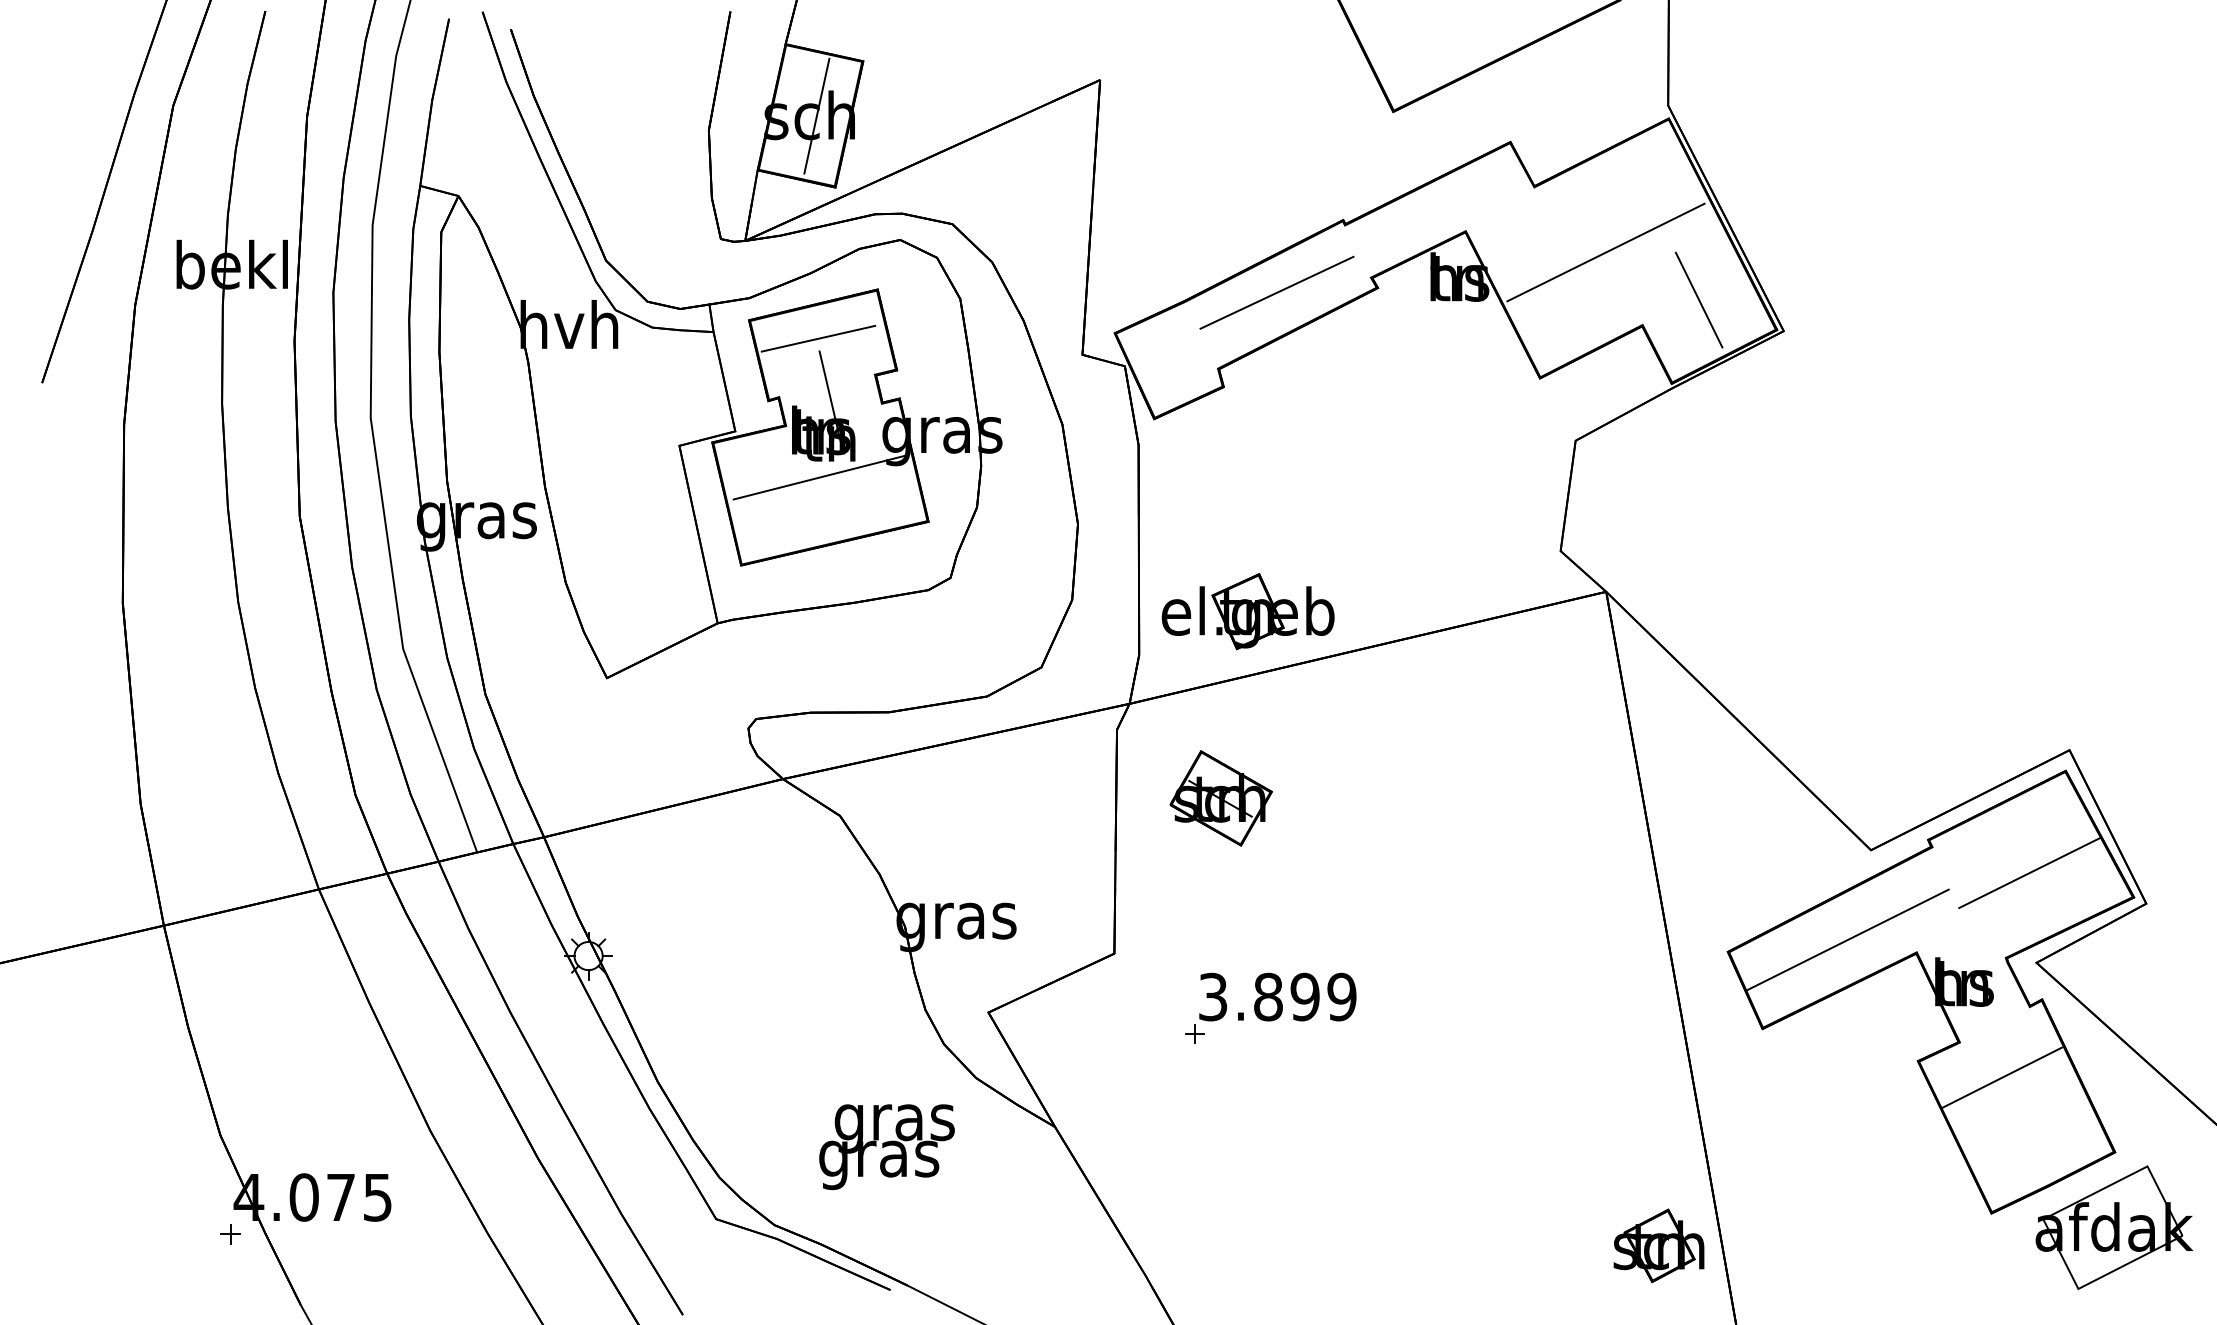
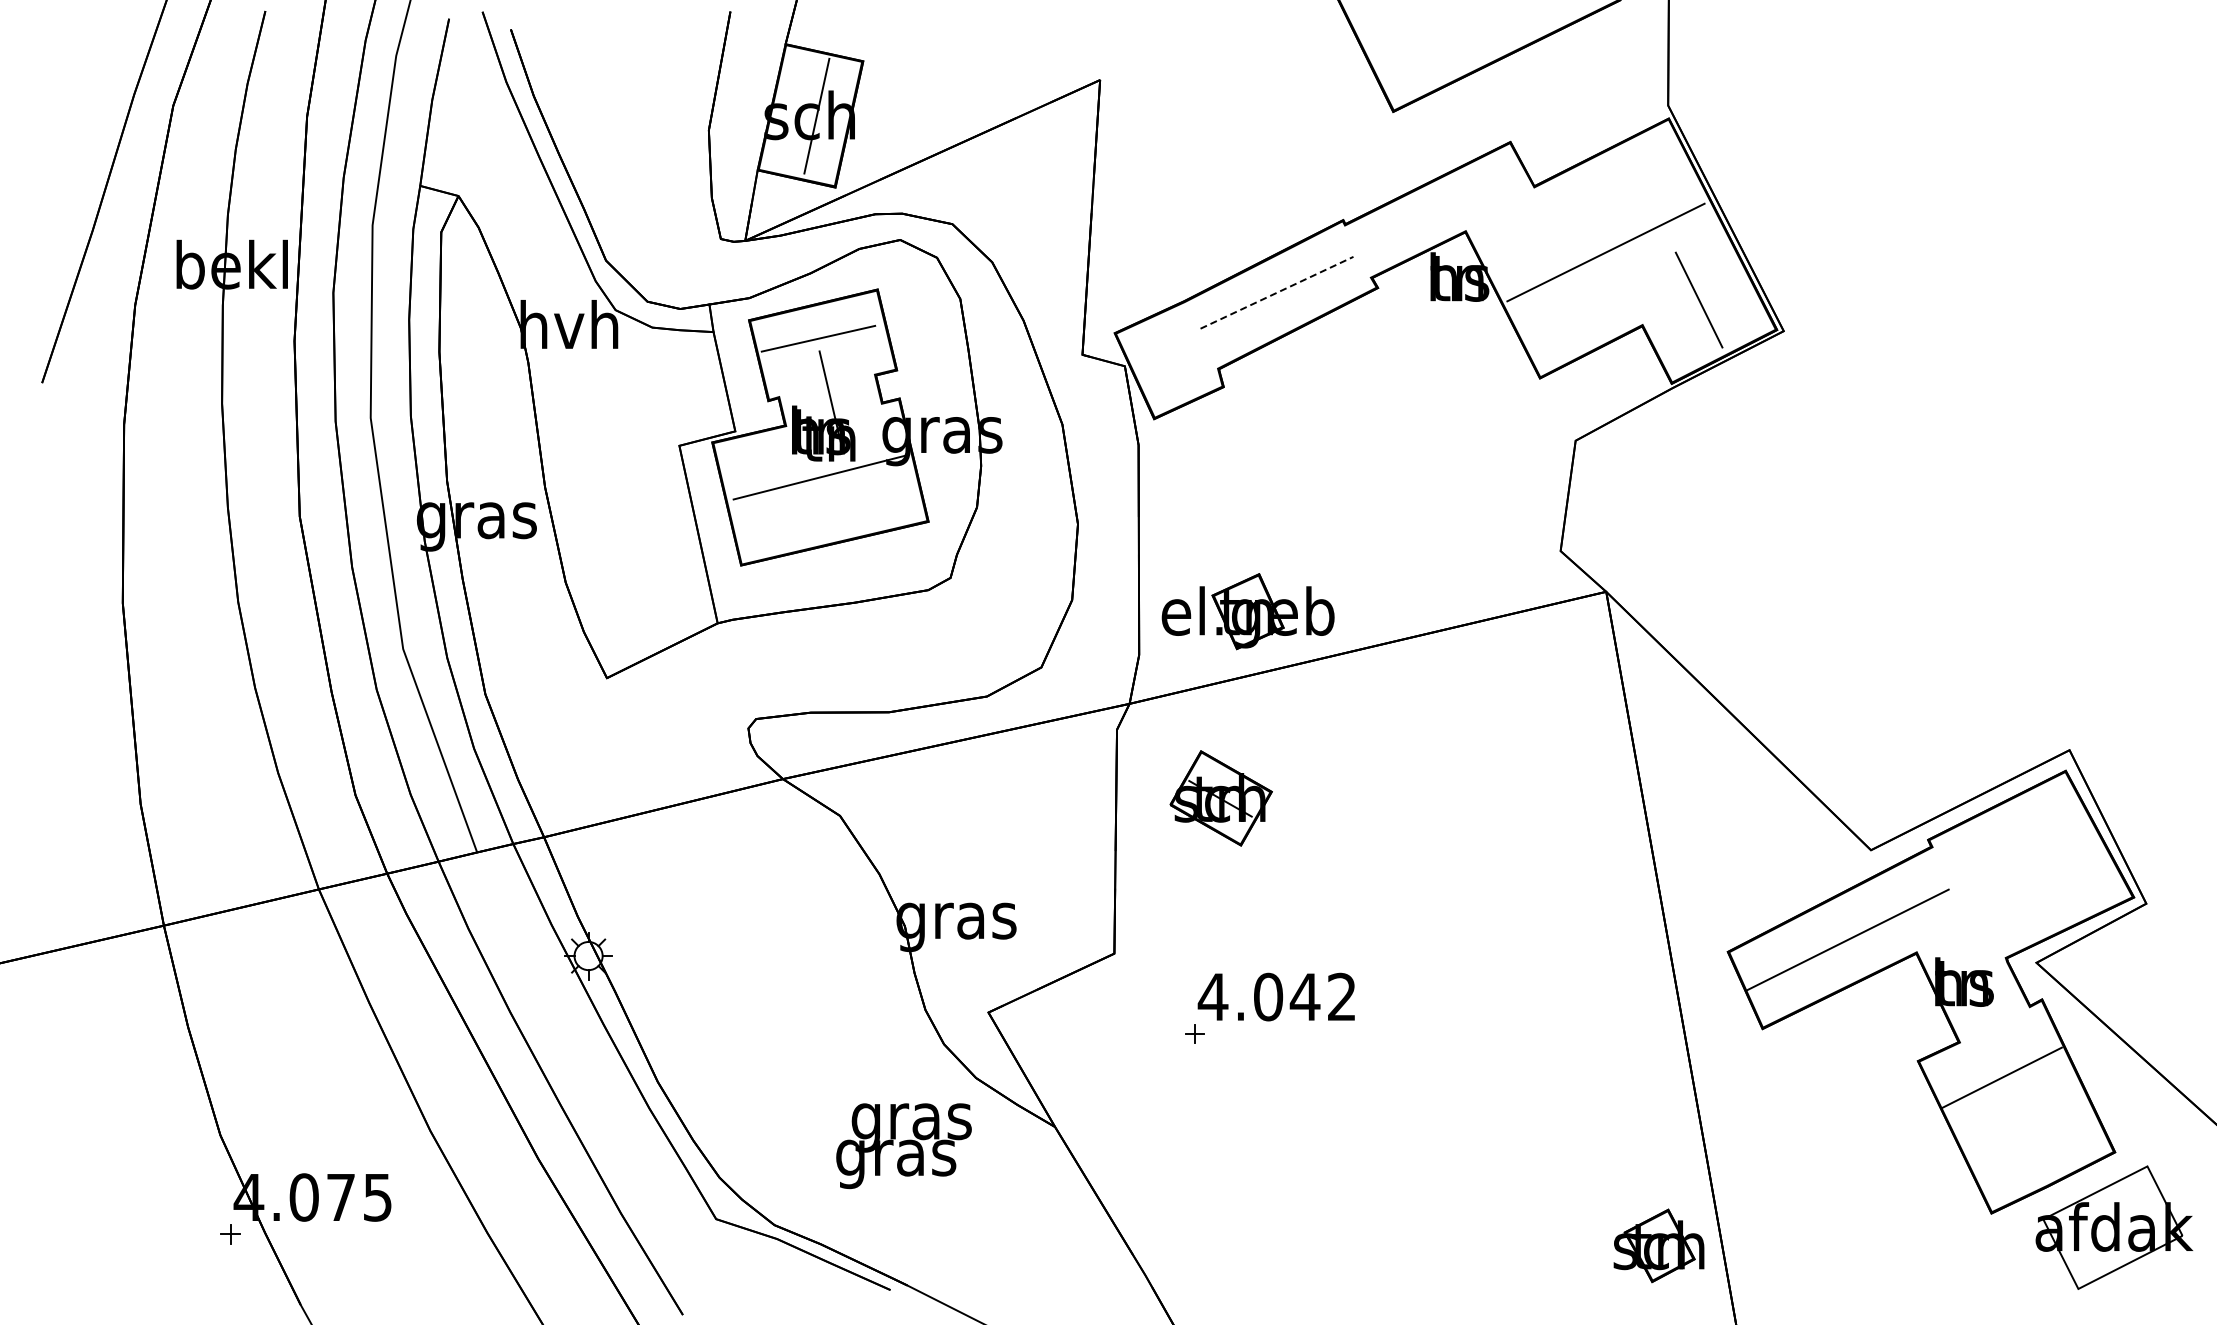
line: solid -> dashed (1277, 292)
line: present -> none (2029, 872)
text: 3.899 -> 4.042 (1276, 996)
text position: (886, 1147) -> (903, 1146) (903, 1146)
